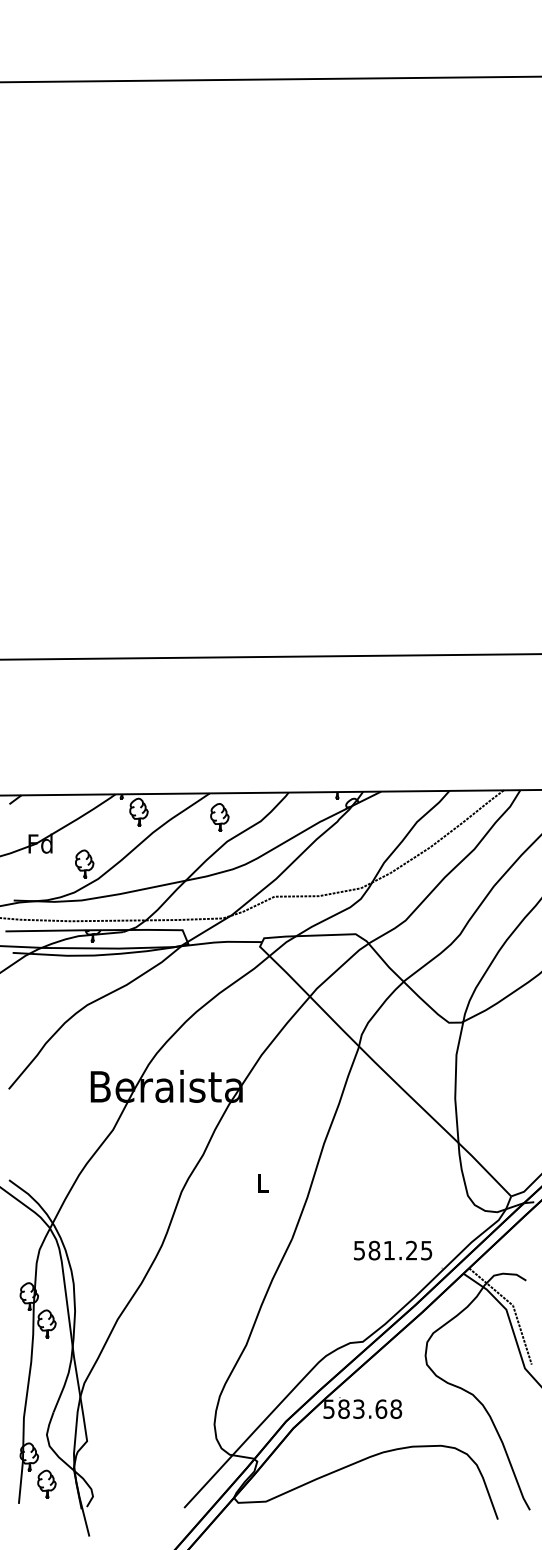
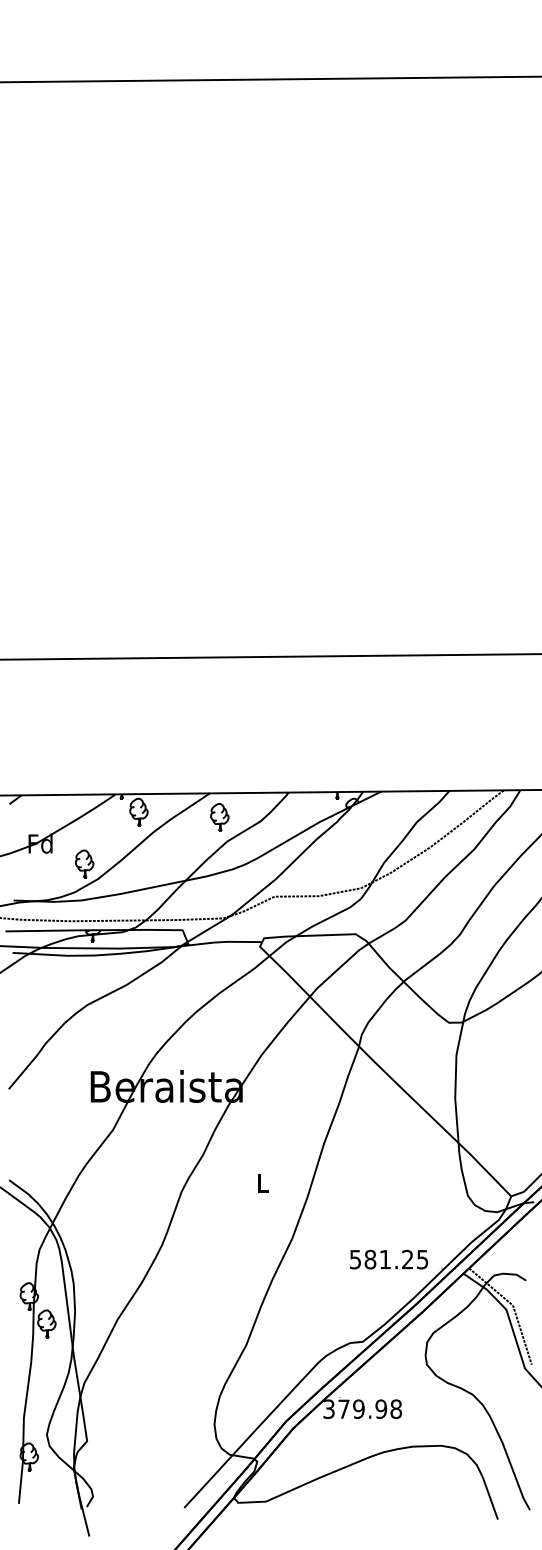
text position: (393, 1250) -> (389, 1259) (389, 1259)
text: 583.68 -> 379.98 (355, 1408)
part: present -> none (46, 1483)
